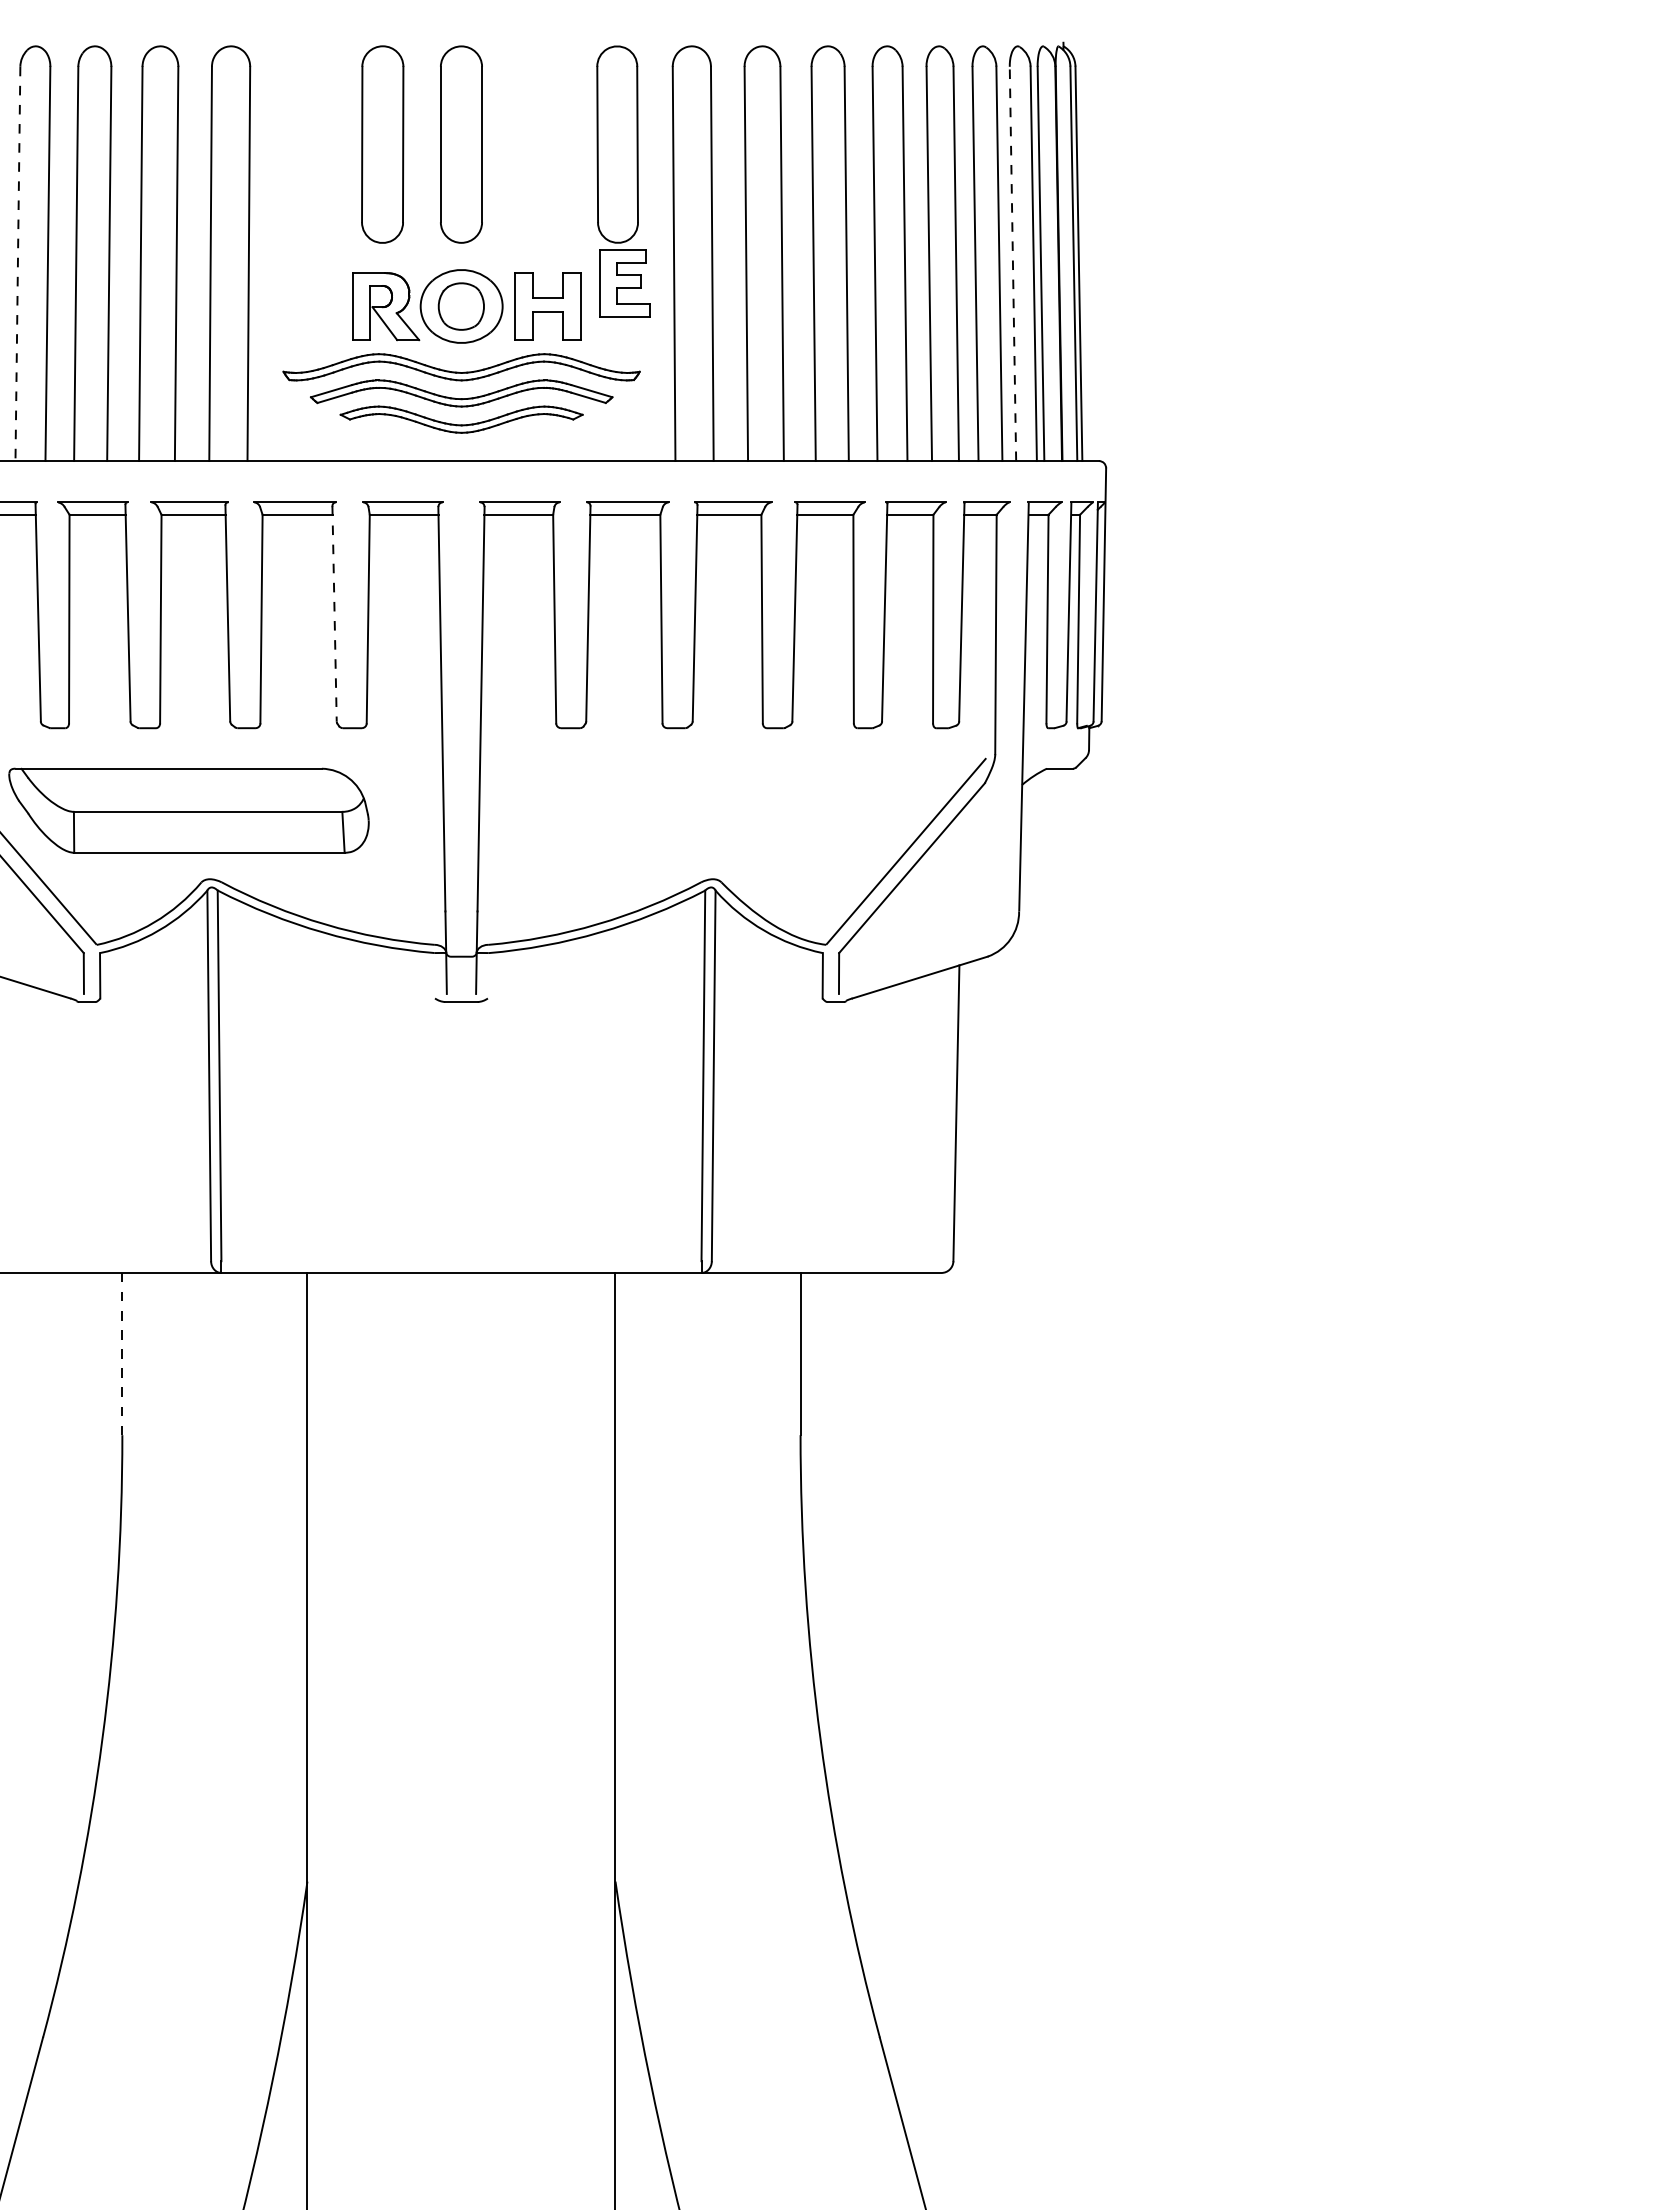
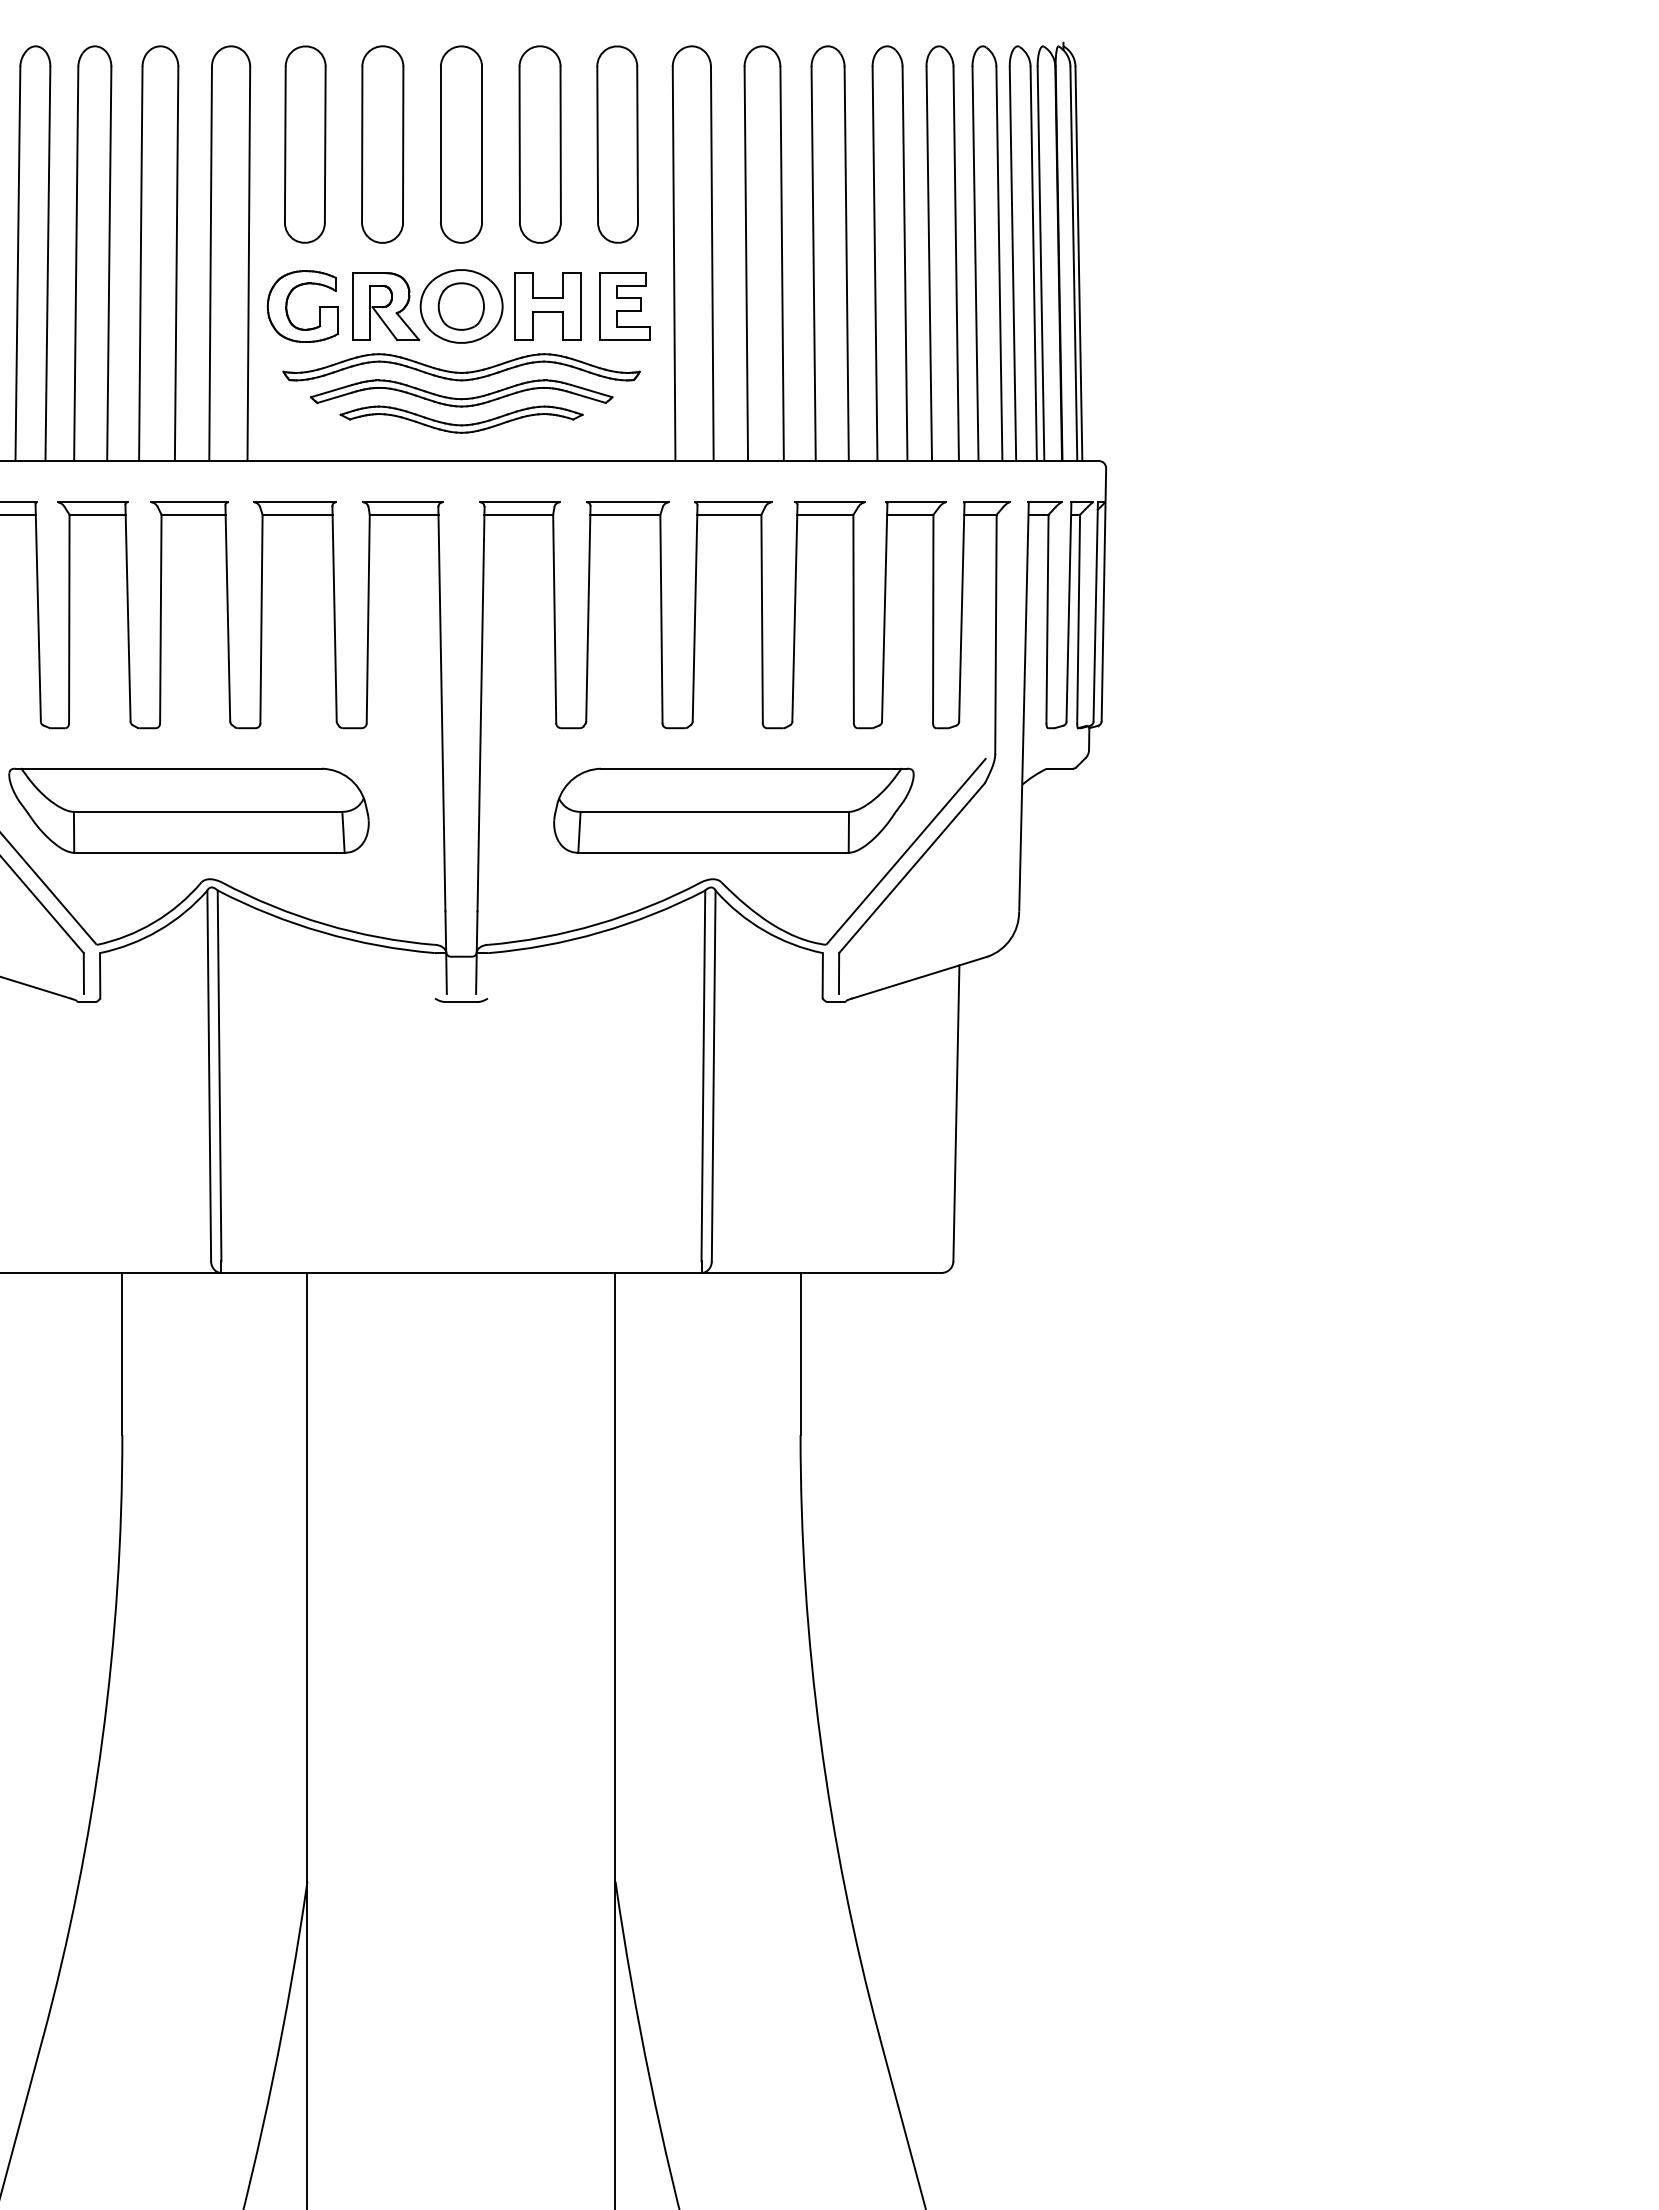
part: none -> present (305, 144)
part: none -> present (539, 144)
line: dashed -> solid (1012, 263)
line: dashed -> solid (17, 264)
part position: (624, 283) -> (624, 306) (624, 306)
part: none -> present (287, 306)
line: dashed -> solid (334, 614)
part: none -> present (733, 810)
line: dashed -> solid (122, 1353)
